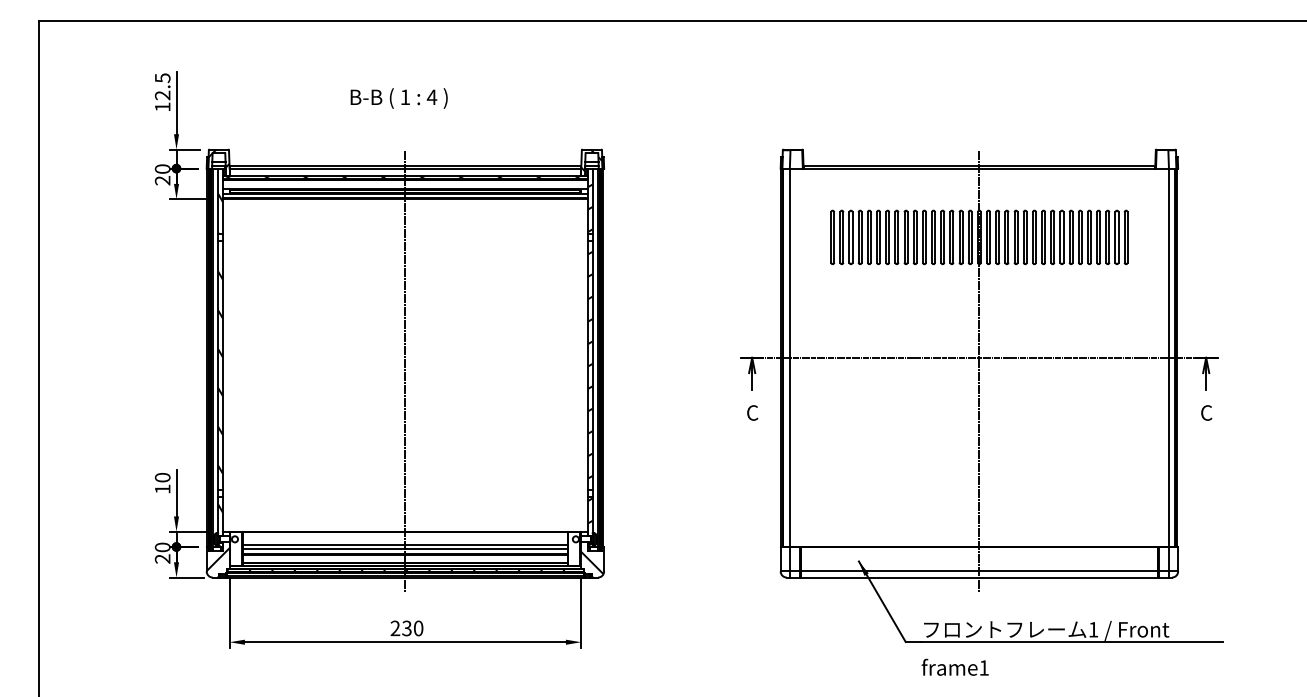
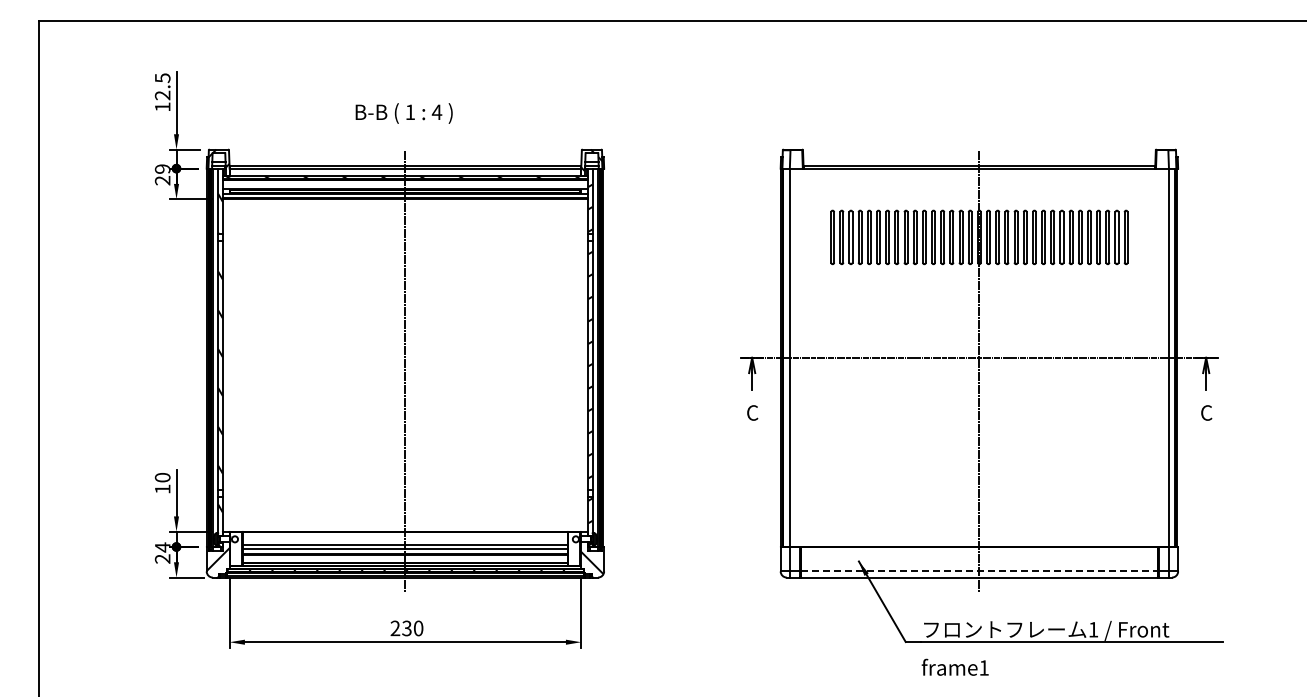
text position: (398, 98) -> (403, 113) (403, 113)
text: 20 -> 29 (162, 168)
text: 20 -> 24 (162, 547)
line: solid -> dashed (979, 571)
